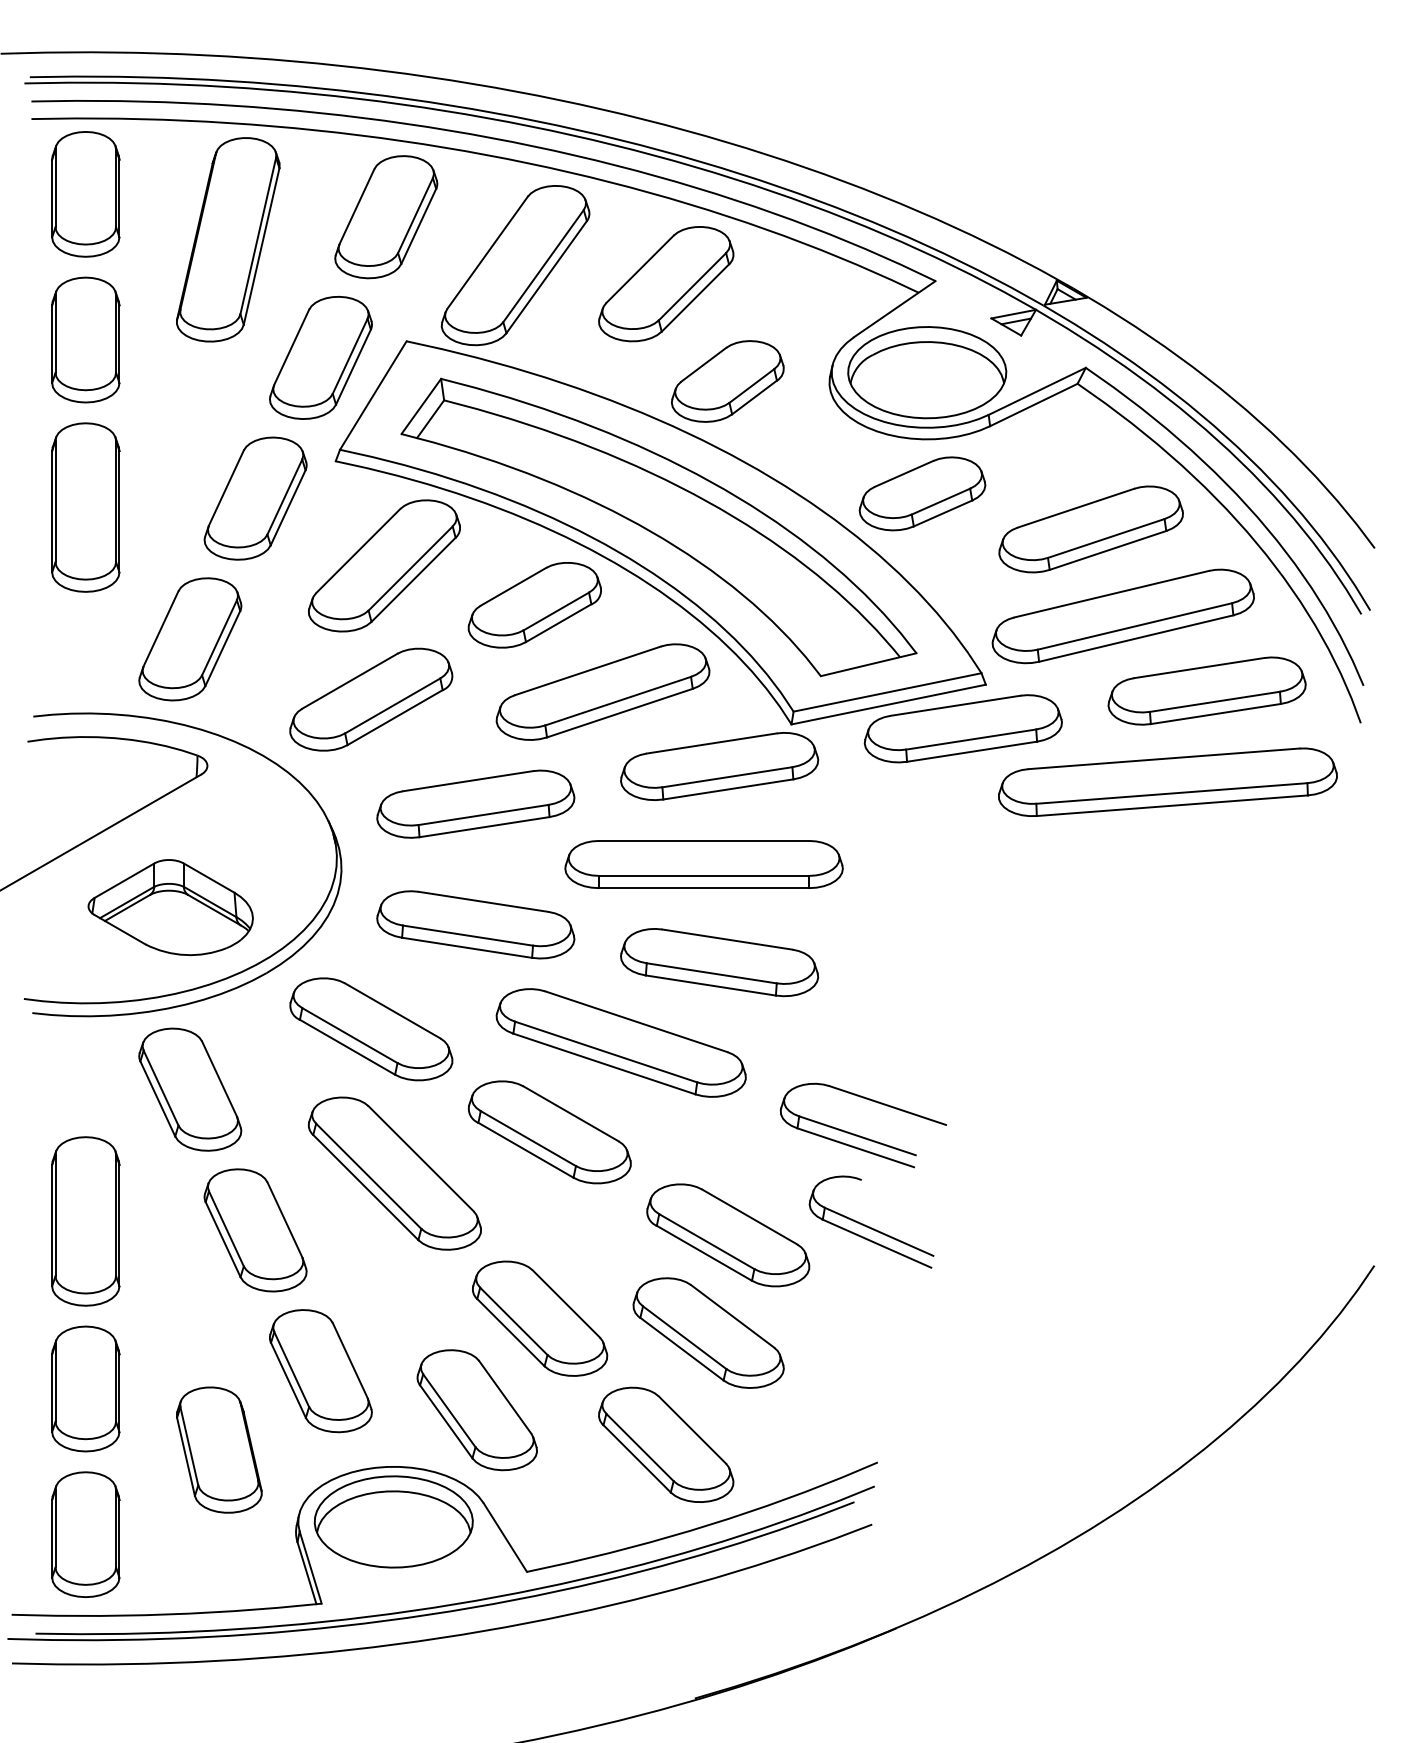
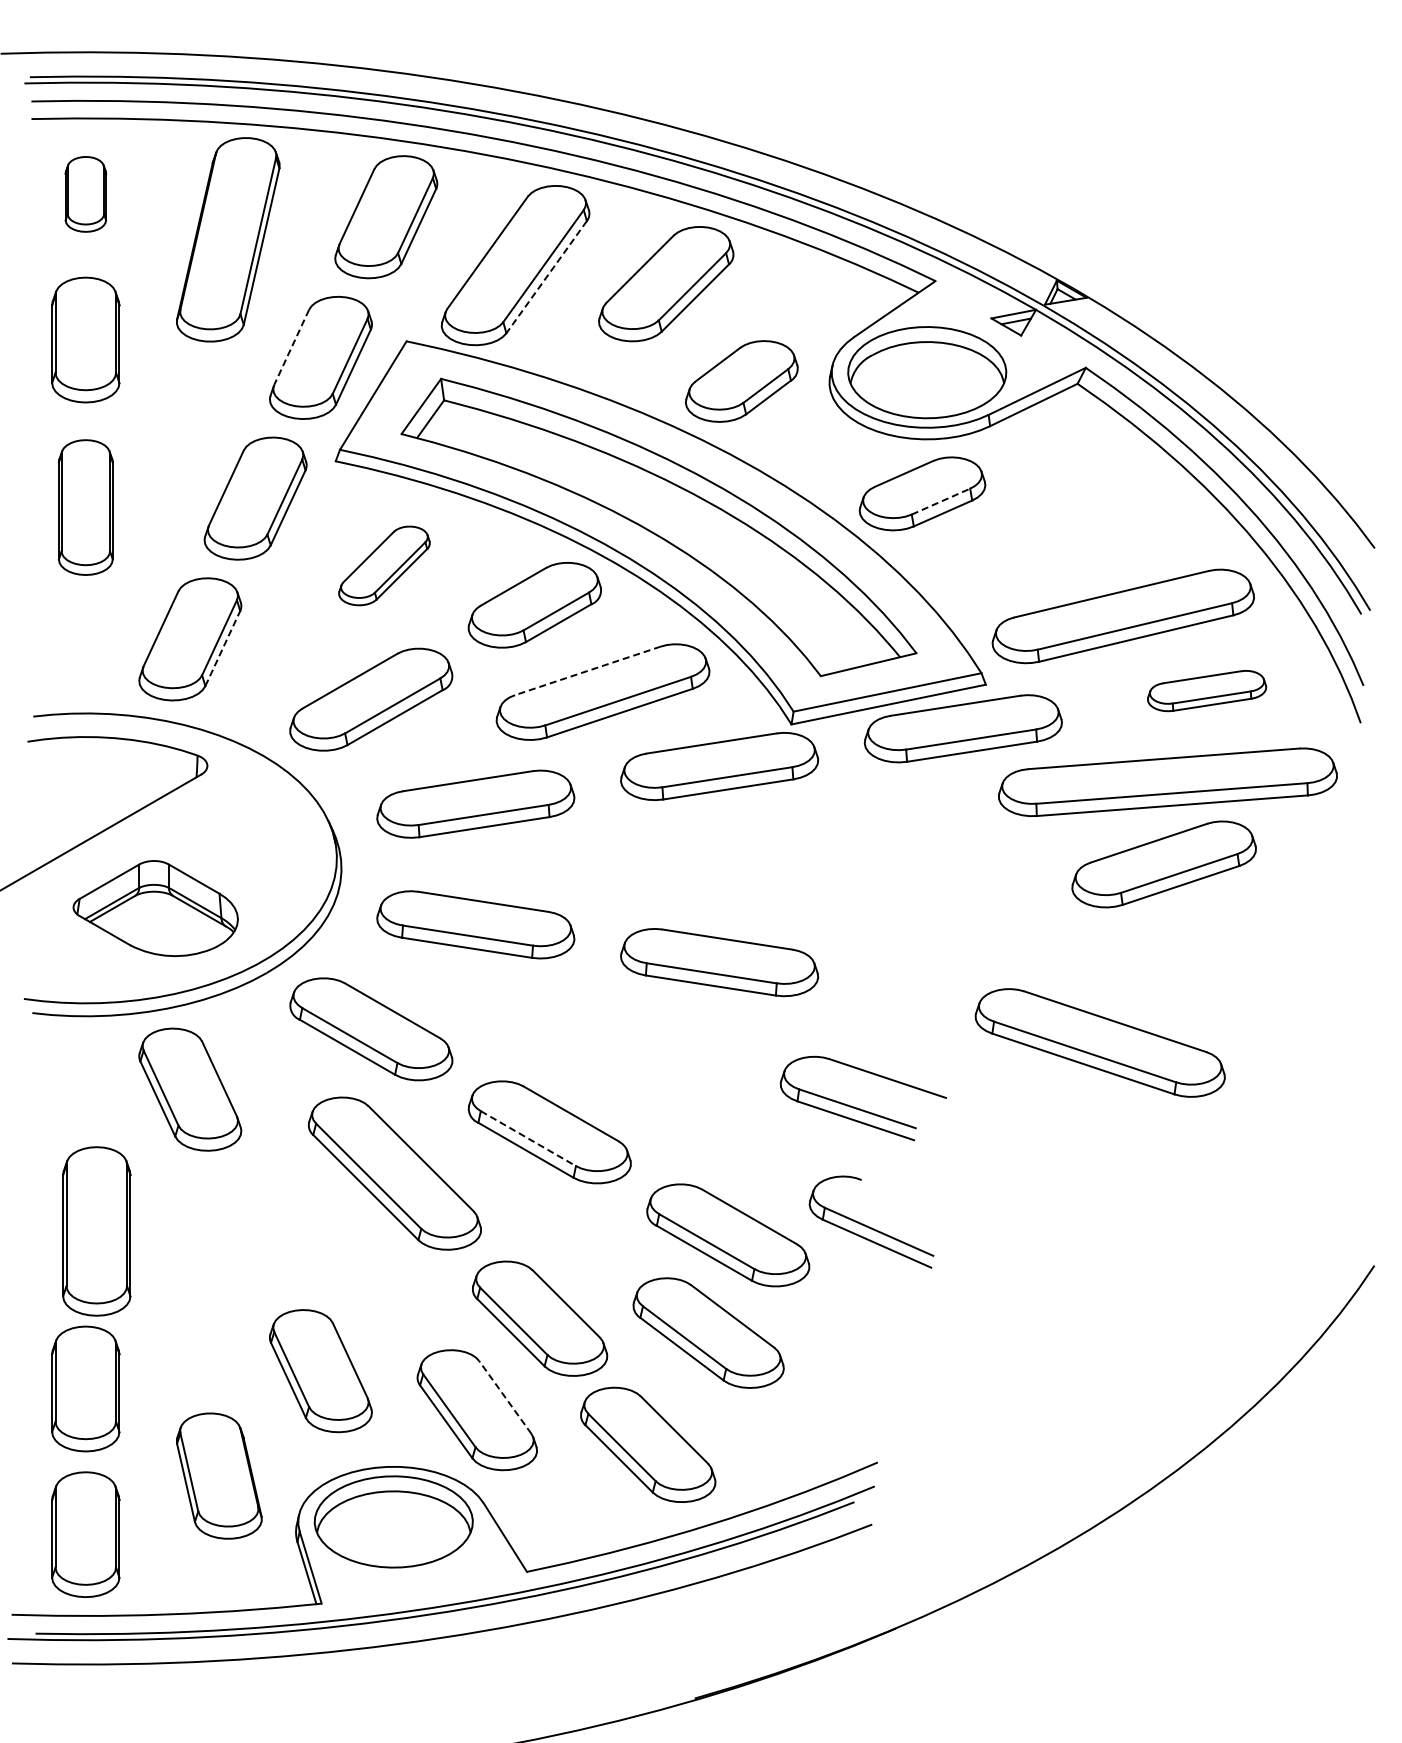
part size: 70x127 px -> 44x77 px (85, 194)
line: solid -> dashed (546, 277)
line: solid -> dashed (291, 347)
part position: (727, 381) -> (741, 381) (741, 381)
line: solid -> dashed (940, 501)
part size: 70x171 px -> 57x137 px (85, 507)
part position: (1090, 529) -> (1163, 864) (1163, 864)
part size: 153x134 px -> 93x82 px (384, 565)
line: solid -> dashed (223, 648)
line: solid -> dashed (587, 670)
part size: 200x70 px -> 121x43 px (1207, 691)
part: present -> none (703, 864)
part position: (170, 907) -> (155, 908) (155, 908)
part position: (620, 1042) -> (1099, 1042) (1099, 1042)
part position: (860, 1135) -> (860, 1108) (860, 1108)
line: solid -> dashed (528, 1138)
part position: (85, 1221) -> (96, 1231) (96, 1231)
part: present -> none (255, 1230)
line: solid -> dashed (505, 1397)
part position: (666, 1444) -> (648, 1444) (648, 1444)
part position: (219, 1449) -> (219, 1475) (219, 1475)
